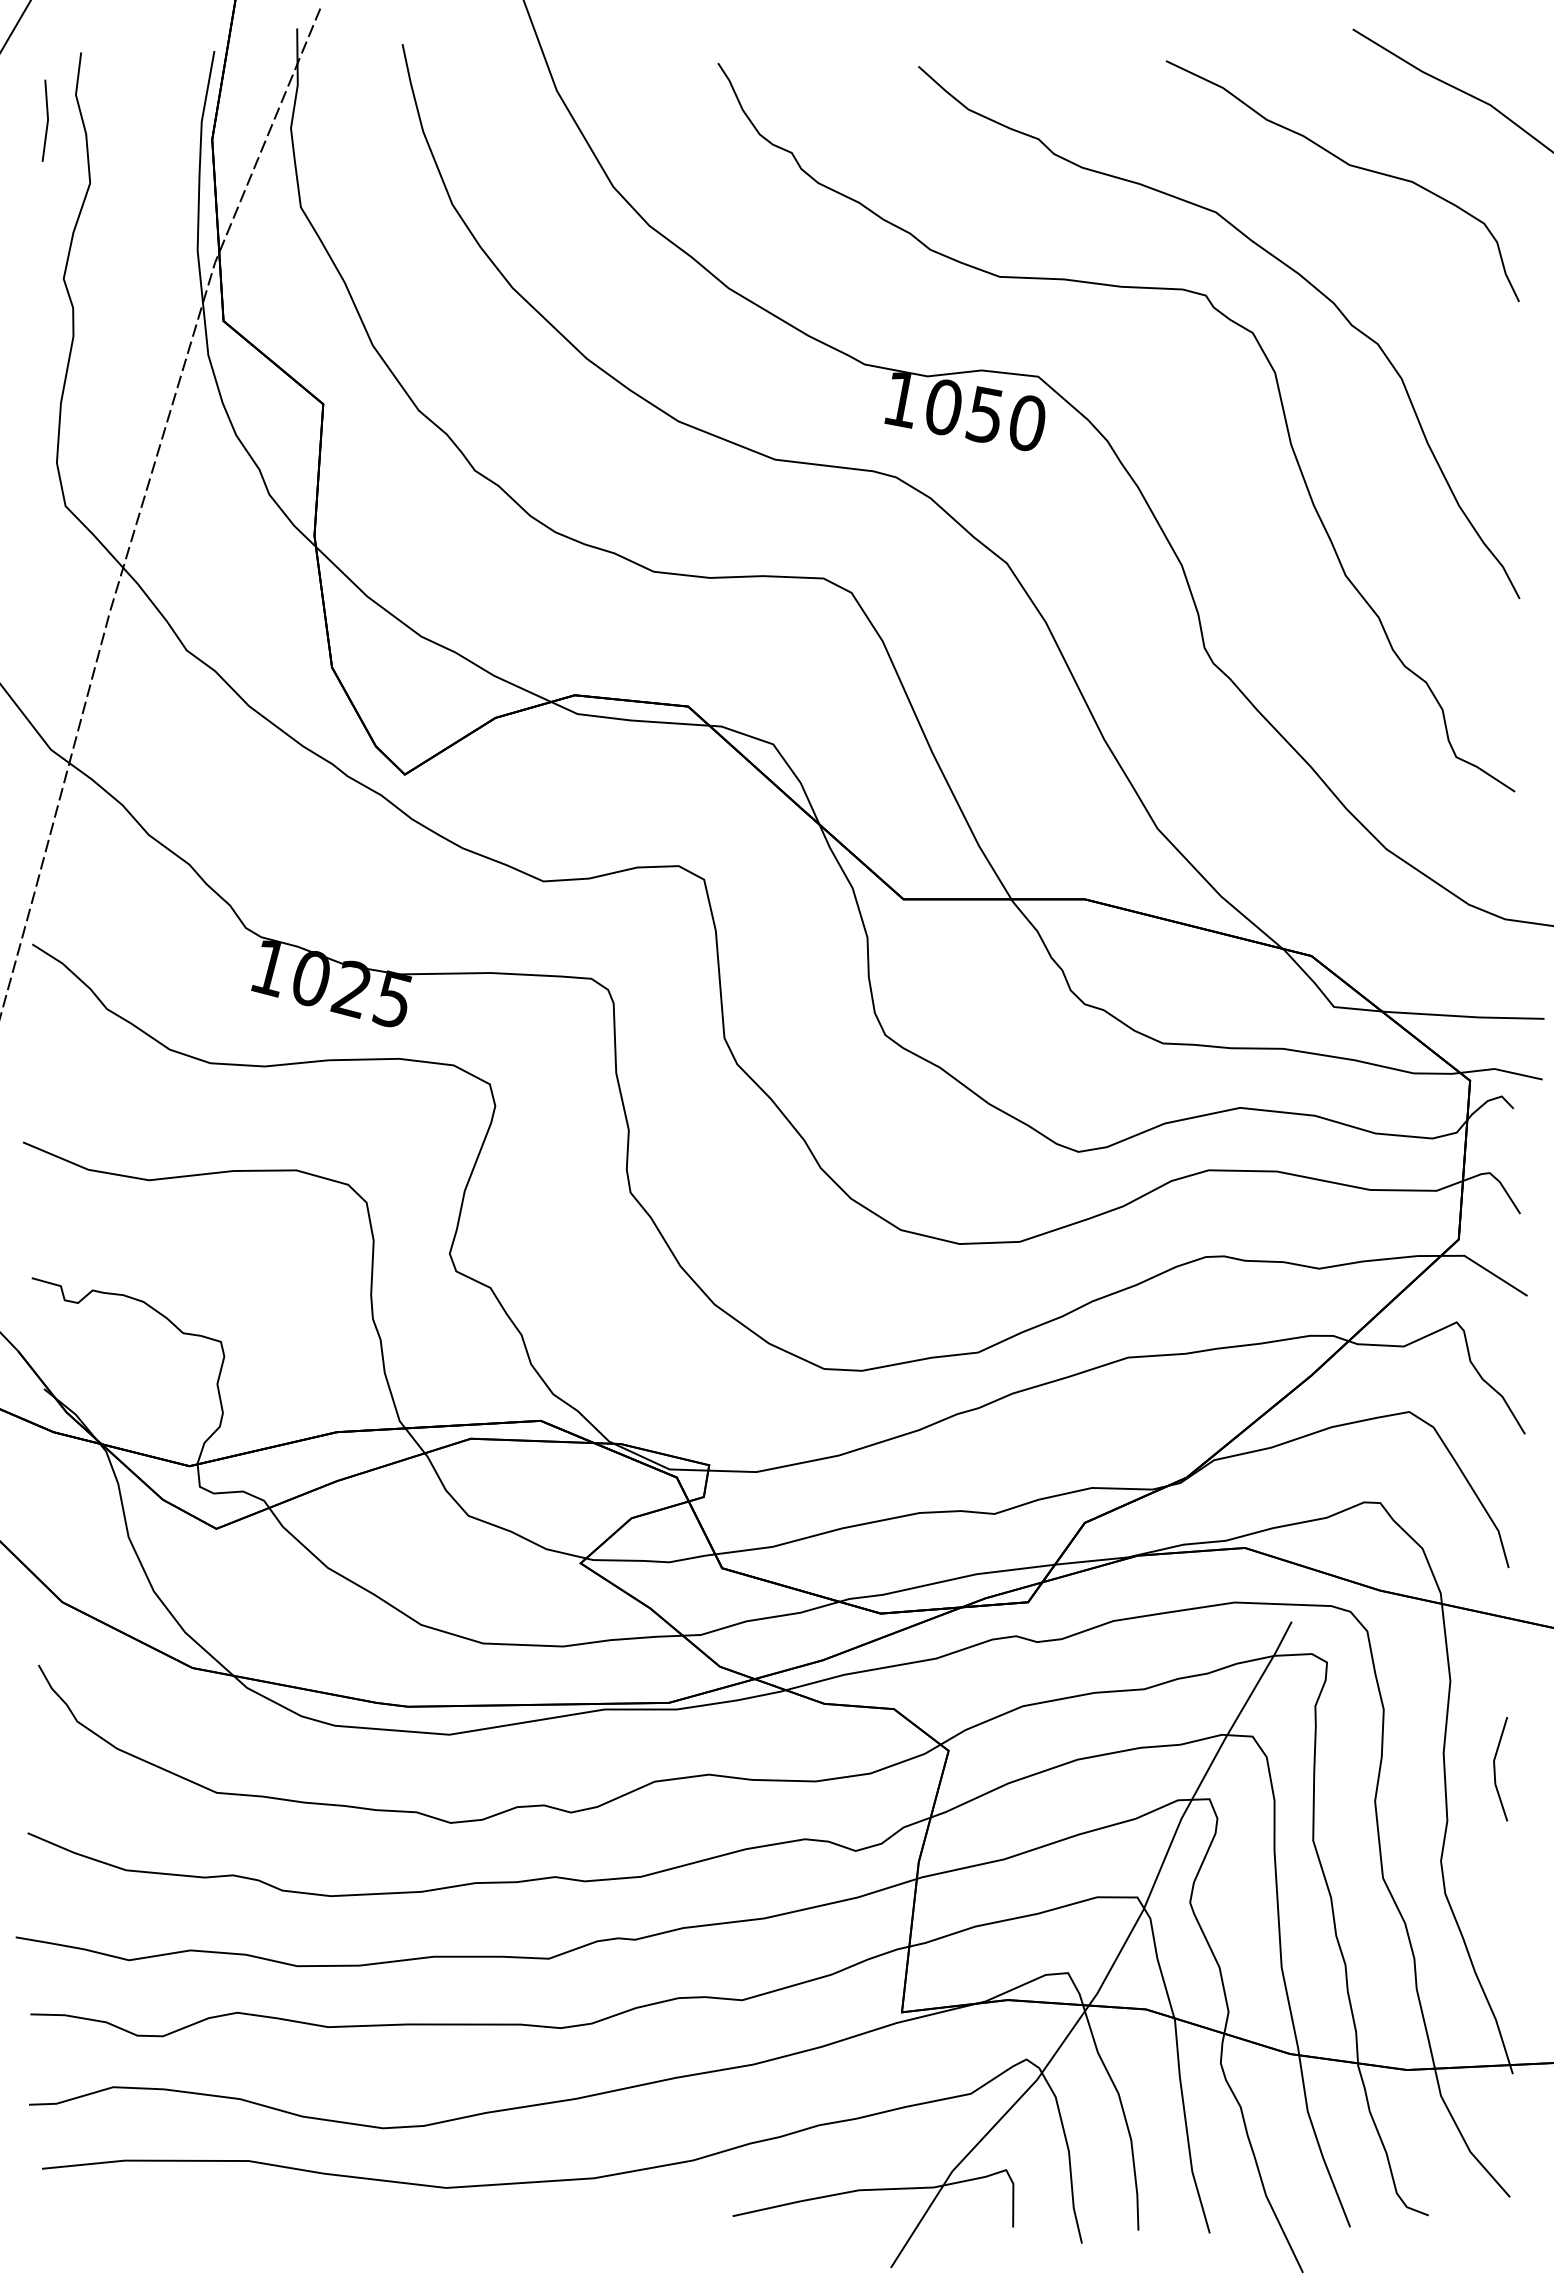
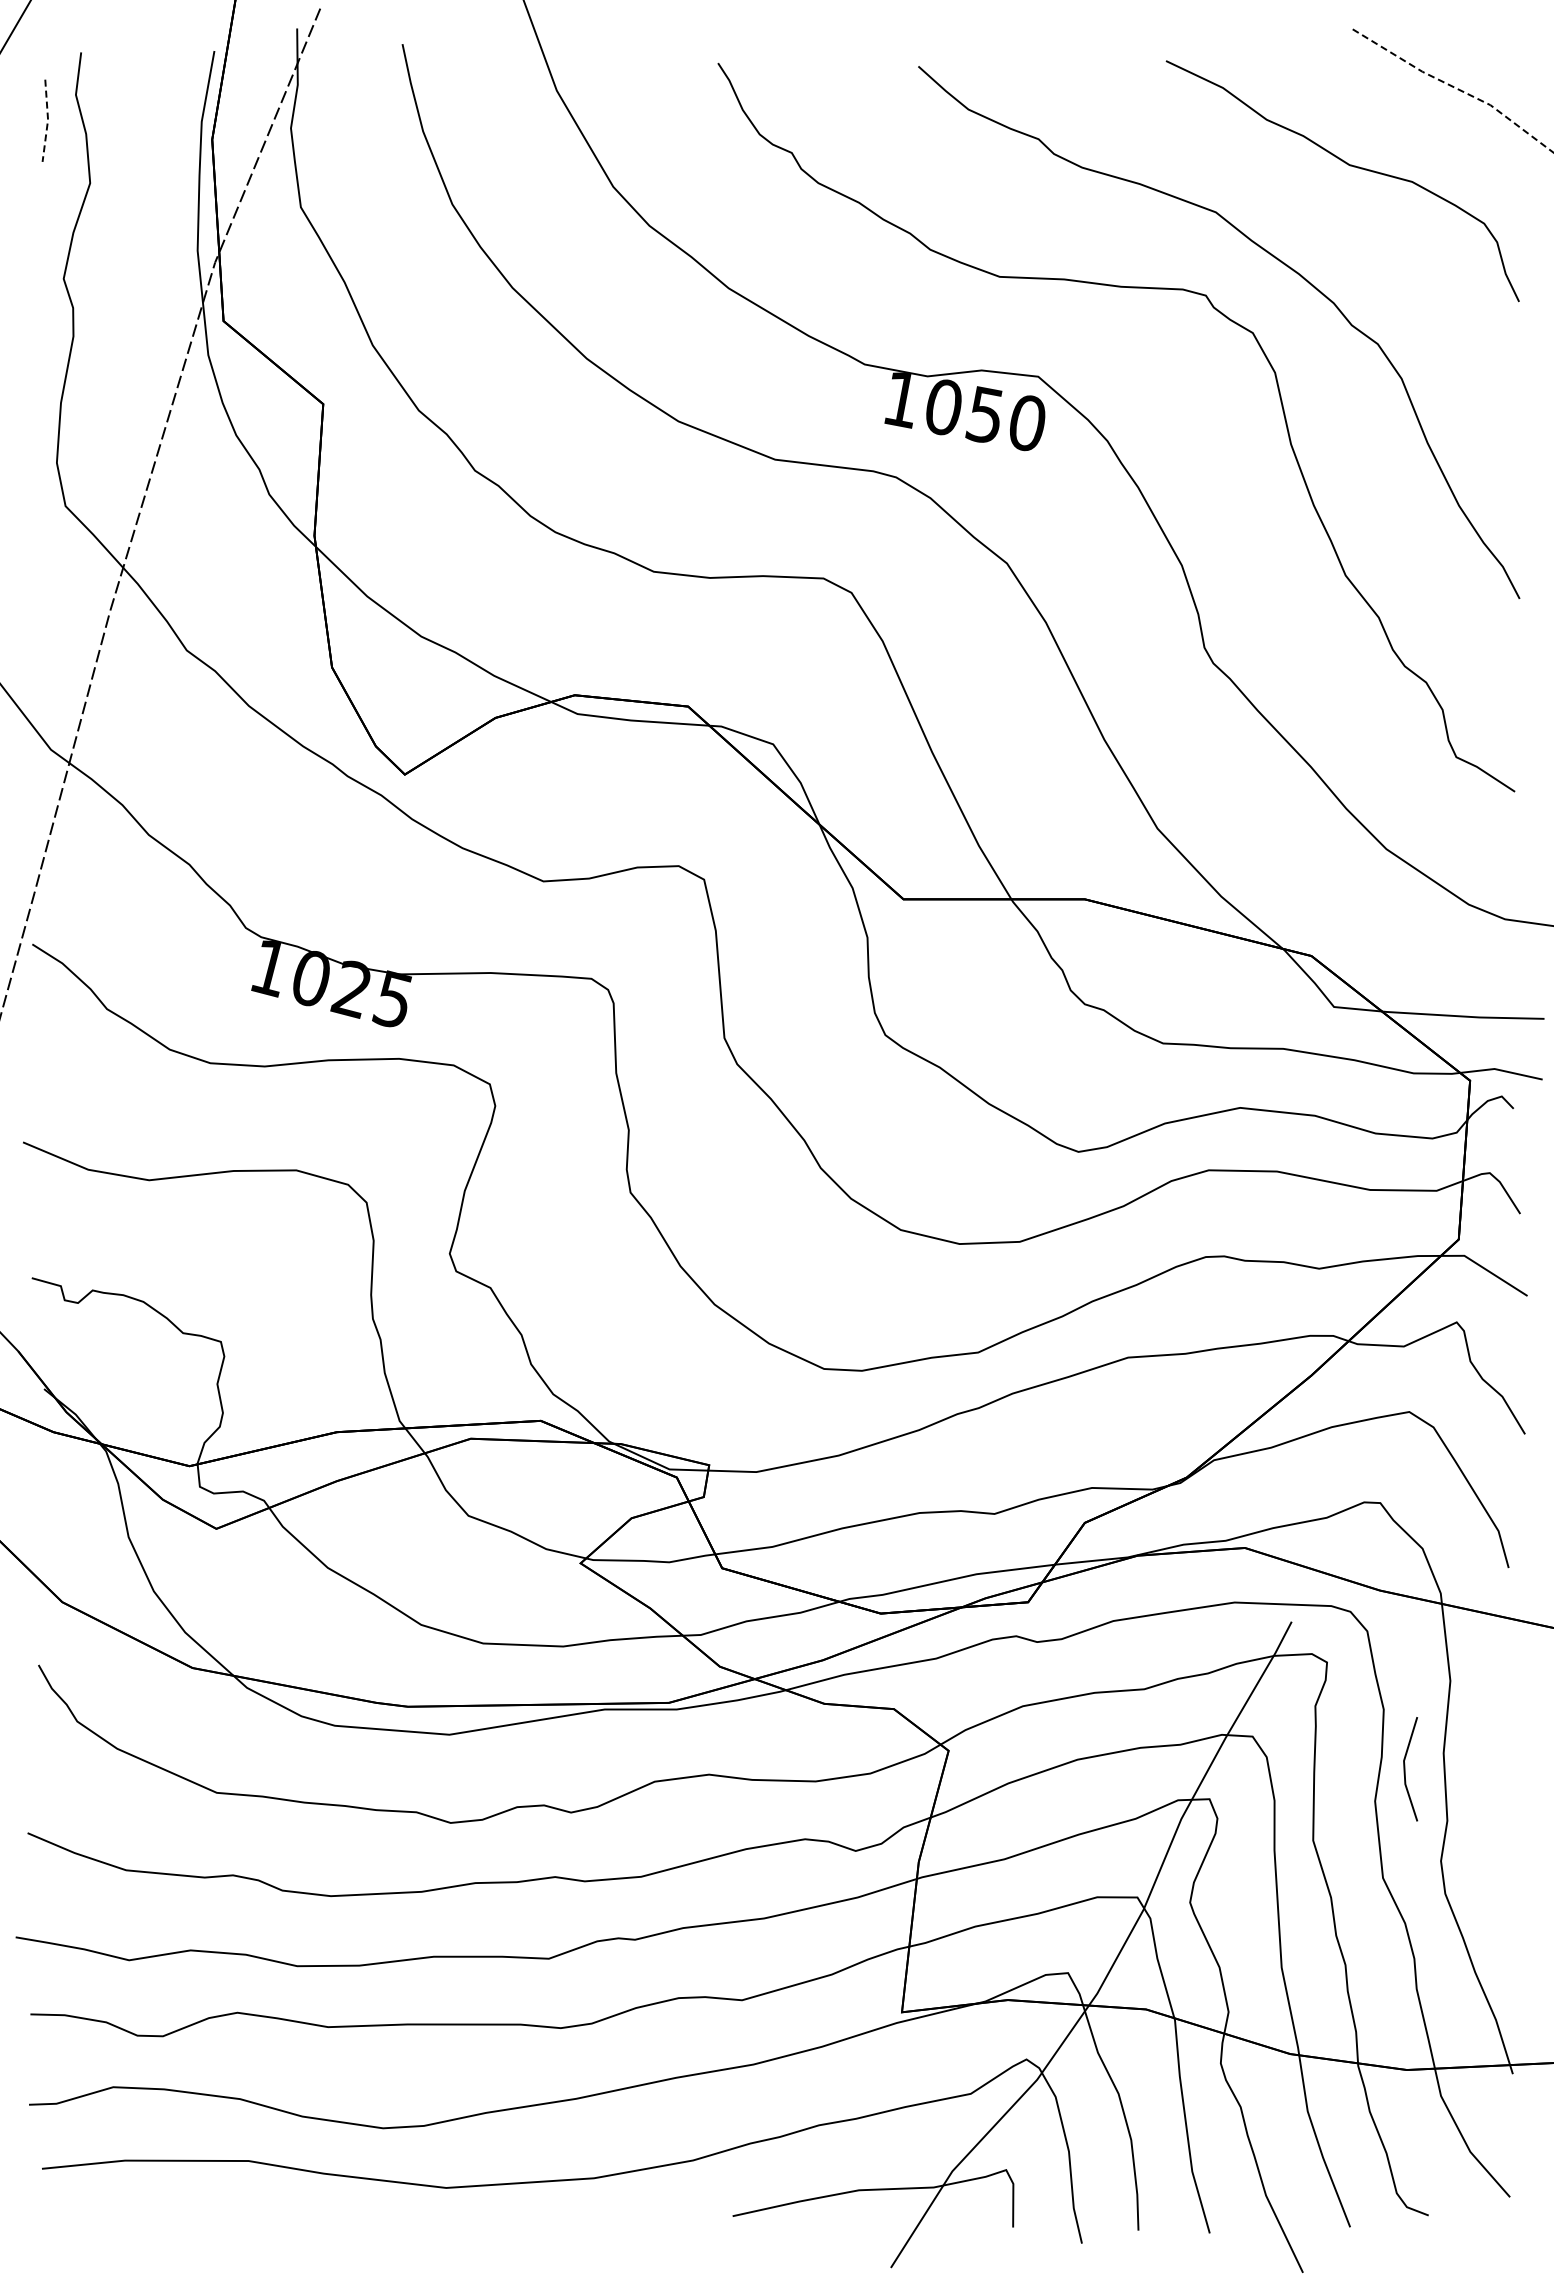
line: solid -> dashed (1455, 88)
line: solid -> dashed (47, 120)
line position: (1495, 1769) -> (1405, 1769) (1405, 1769)
